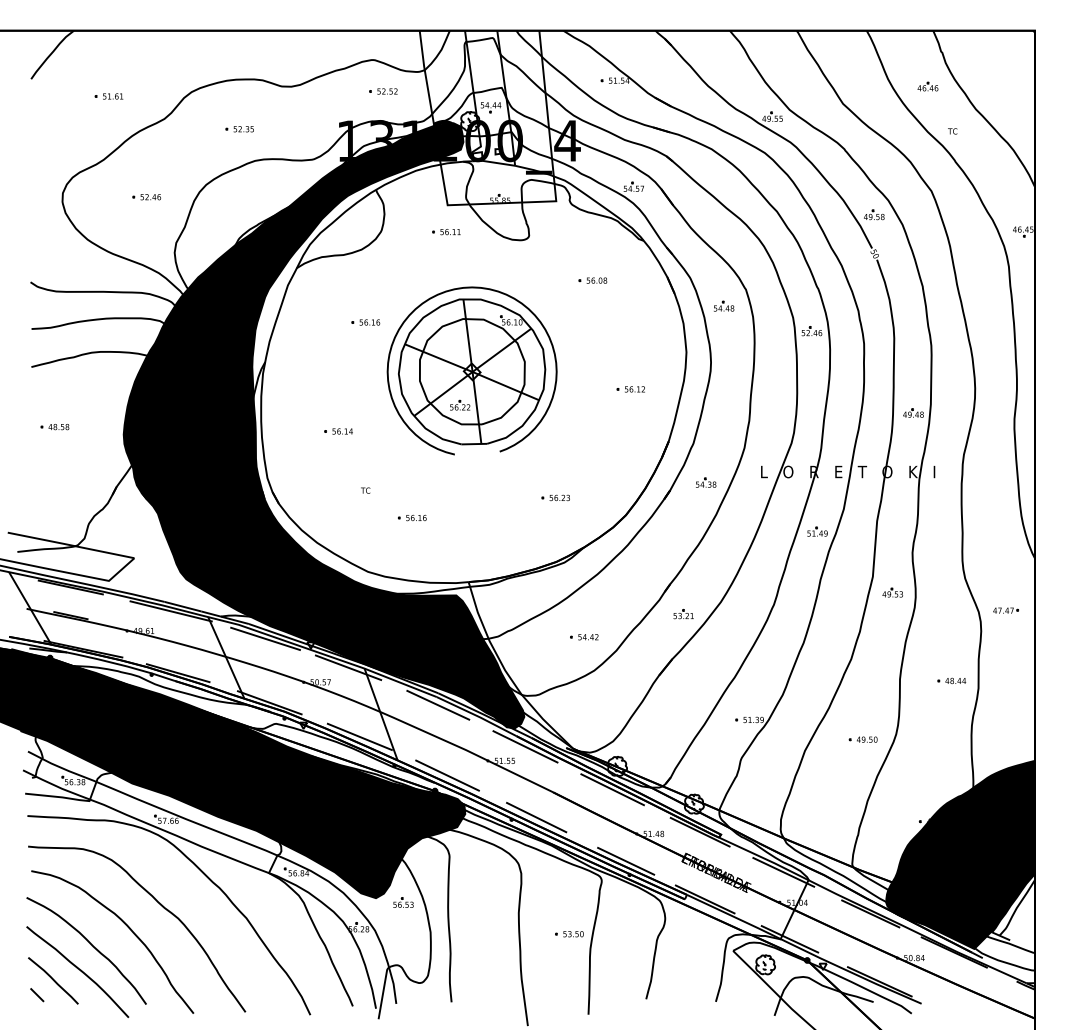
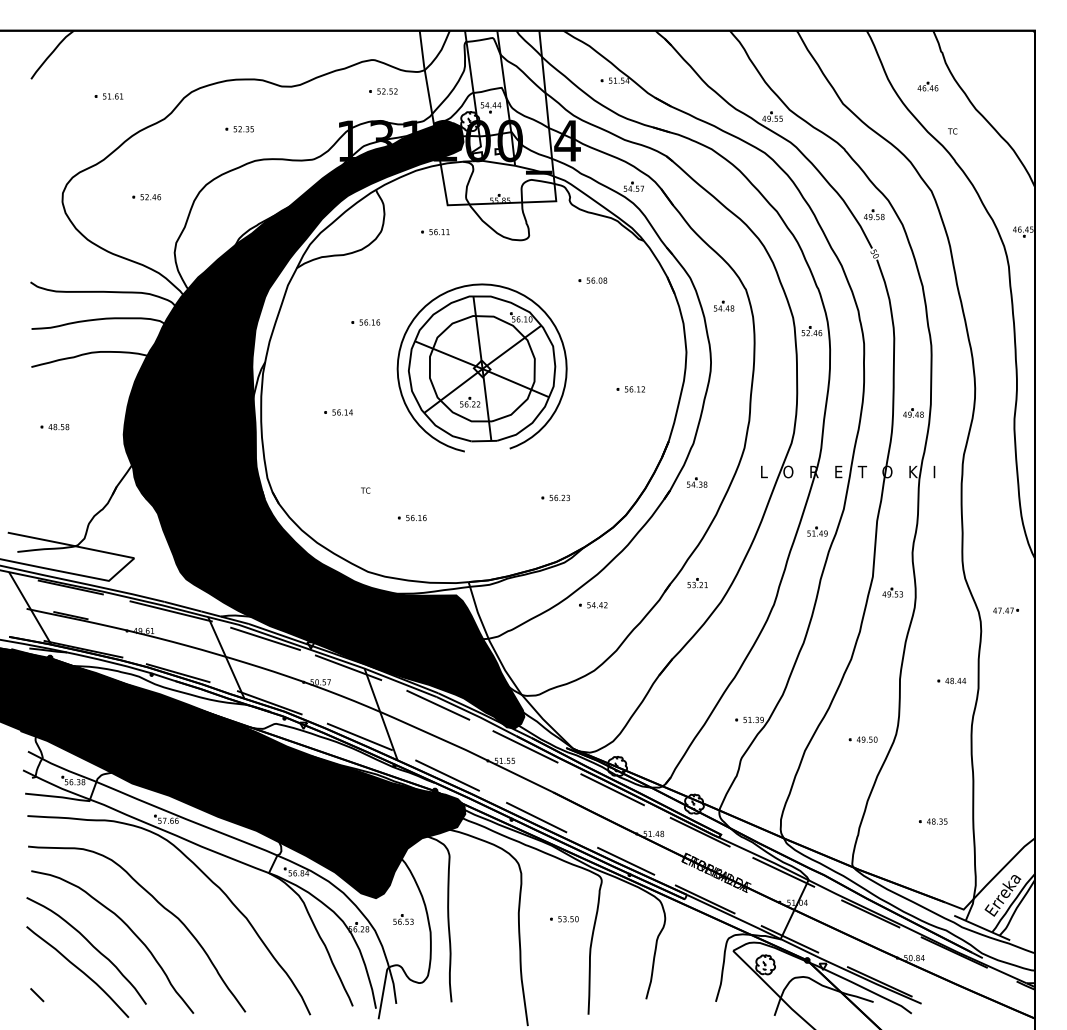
part position: (446, 232) -> (435, 232) (435, 232)
part position: (471, 370) -> (481, 367) (481, 367)
part position: (338, 431) -> (338, 412) (338, 412)
part position: (706, 482) -> (697, 482) (697, 482)
part position: (683, 614) -> (697, 583) (697, 583)
part position: (584, 637) -> (593, 605) (593, 605)
fill: present -> none (959, 854)
part position: (403, 902) -> (403, 919) (403, 919)
part position: (569, 934) -> (564, 919) (564, 919)
line: present -> none (53, 980)
